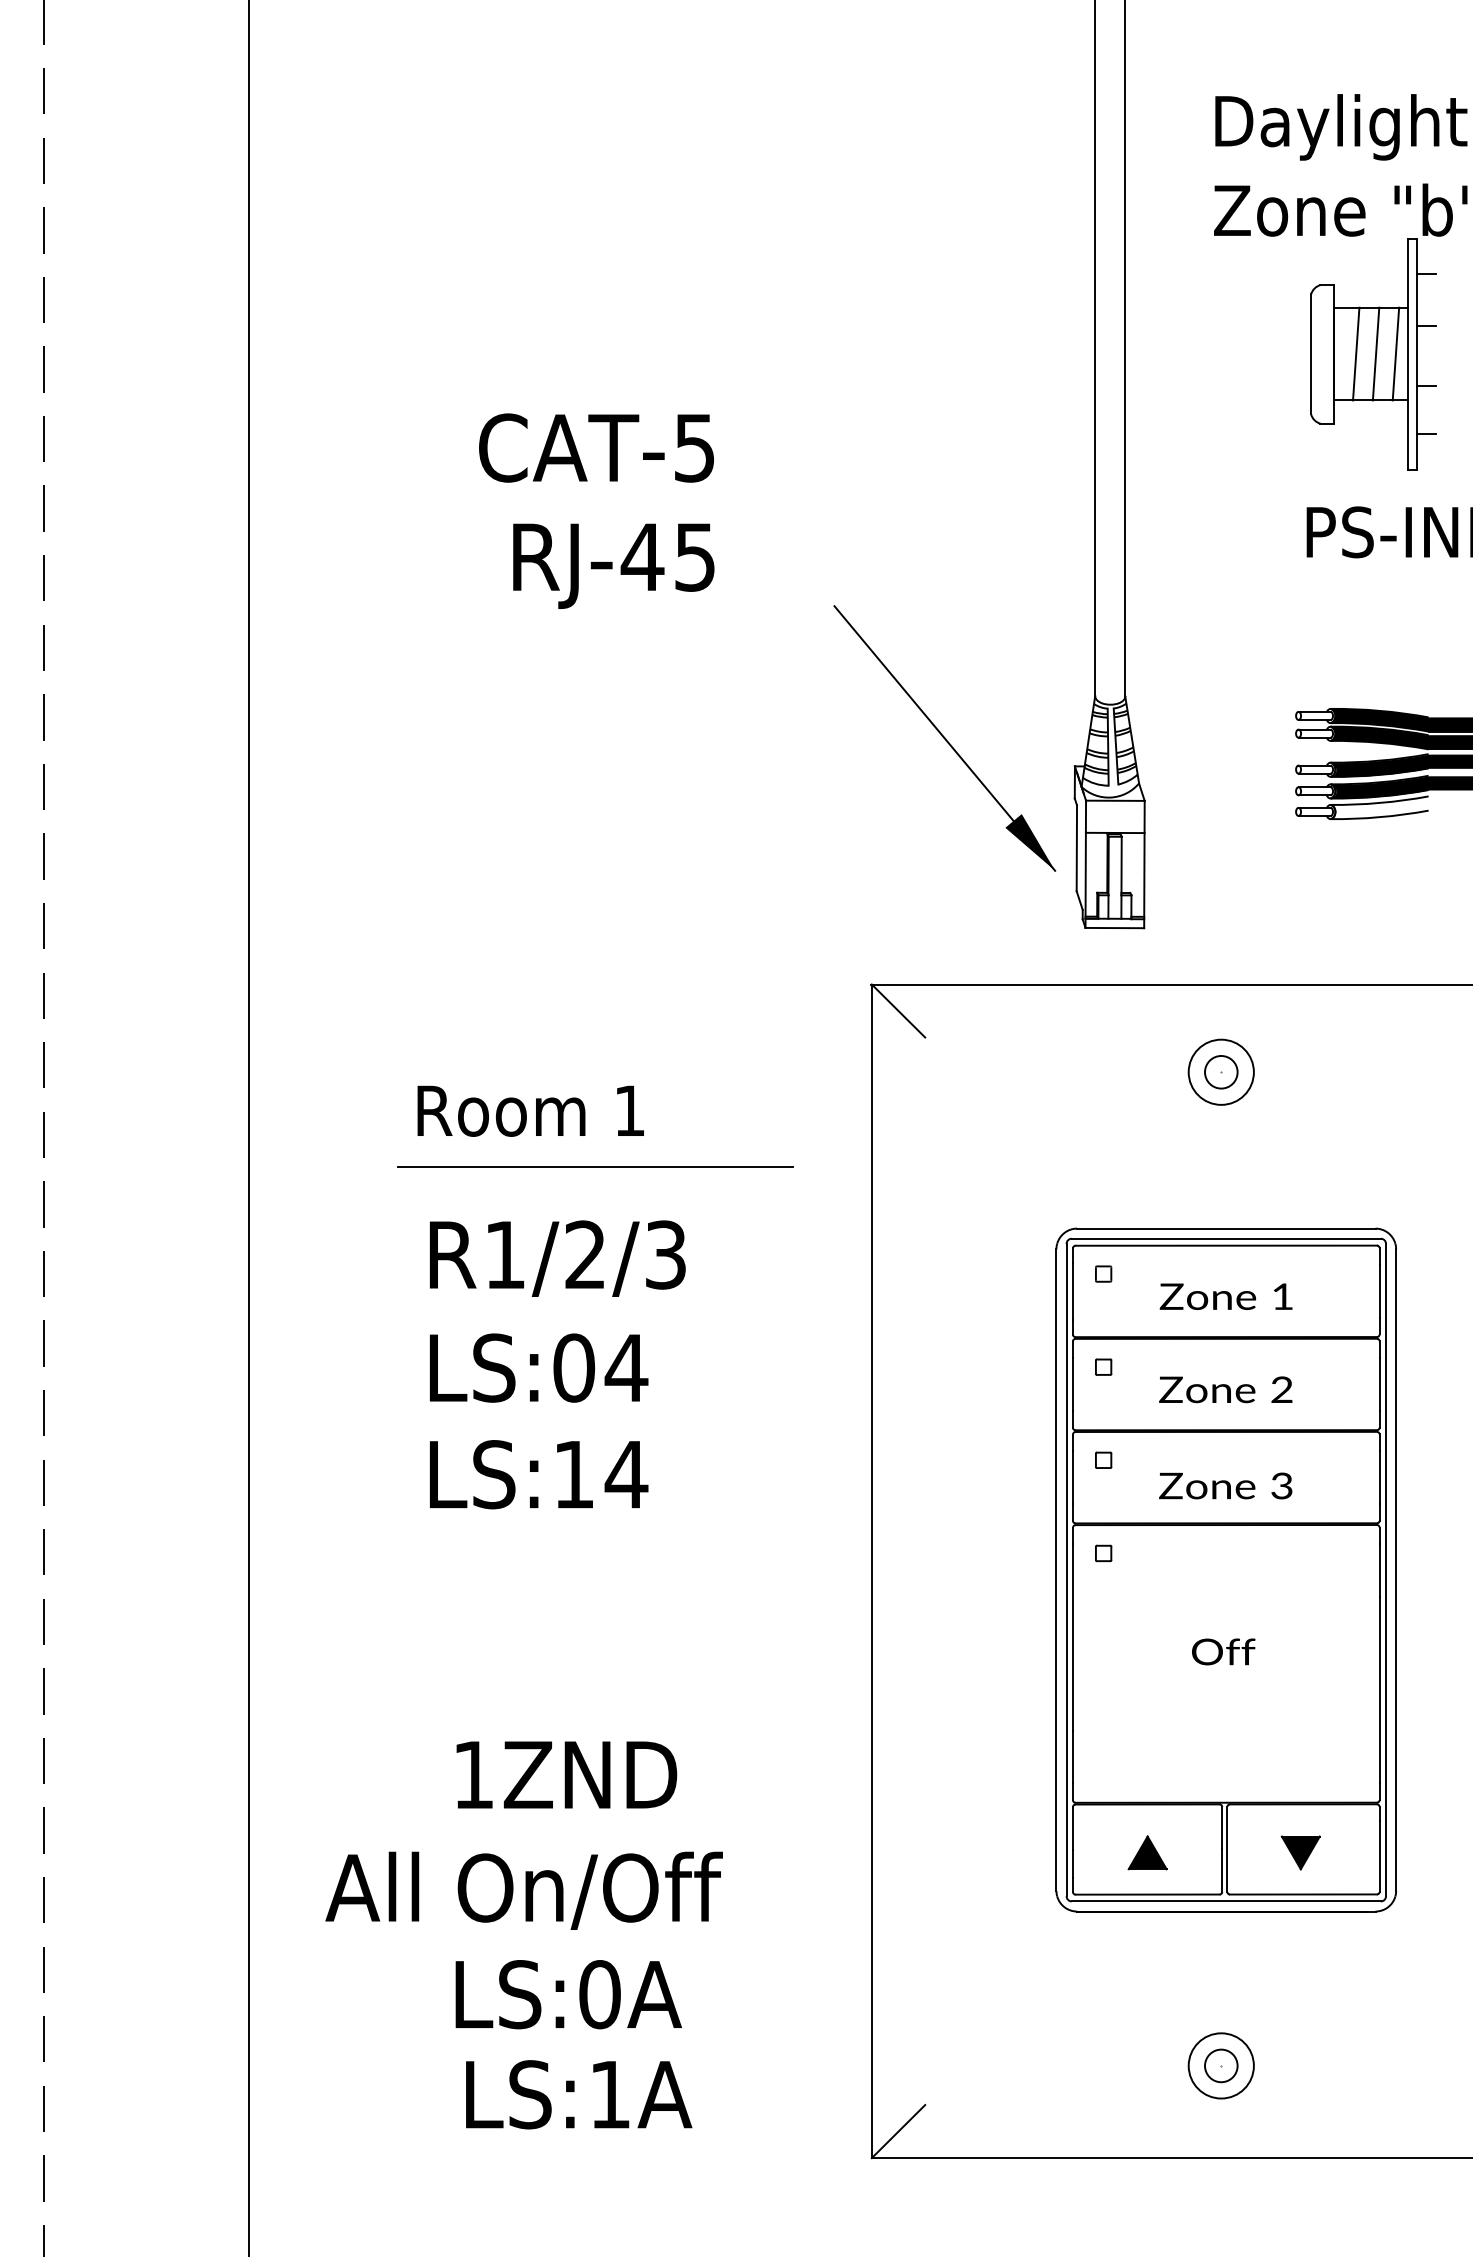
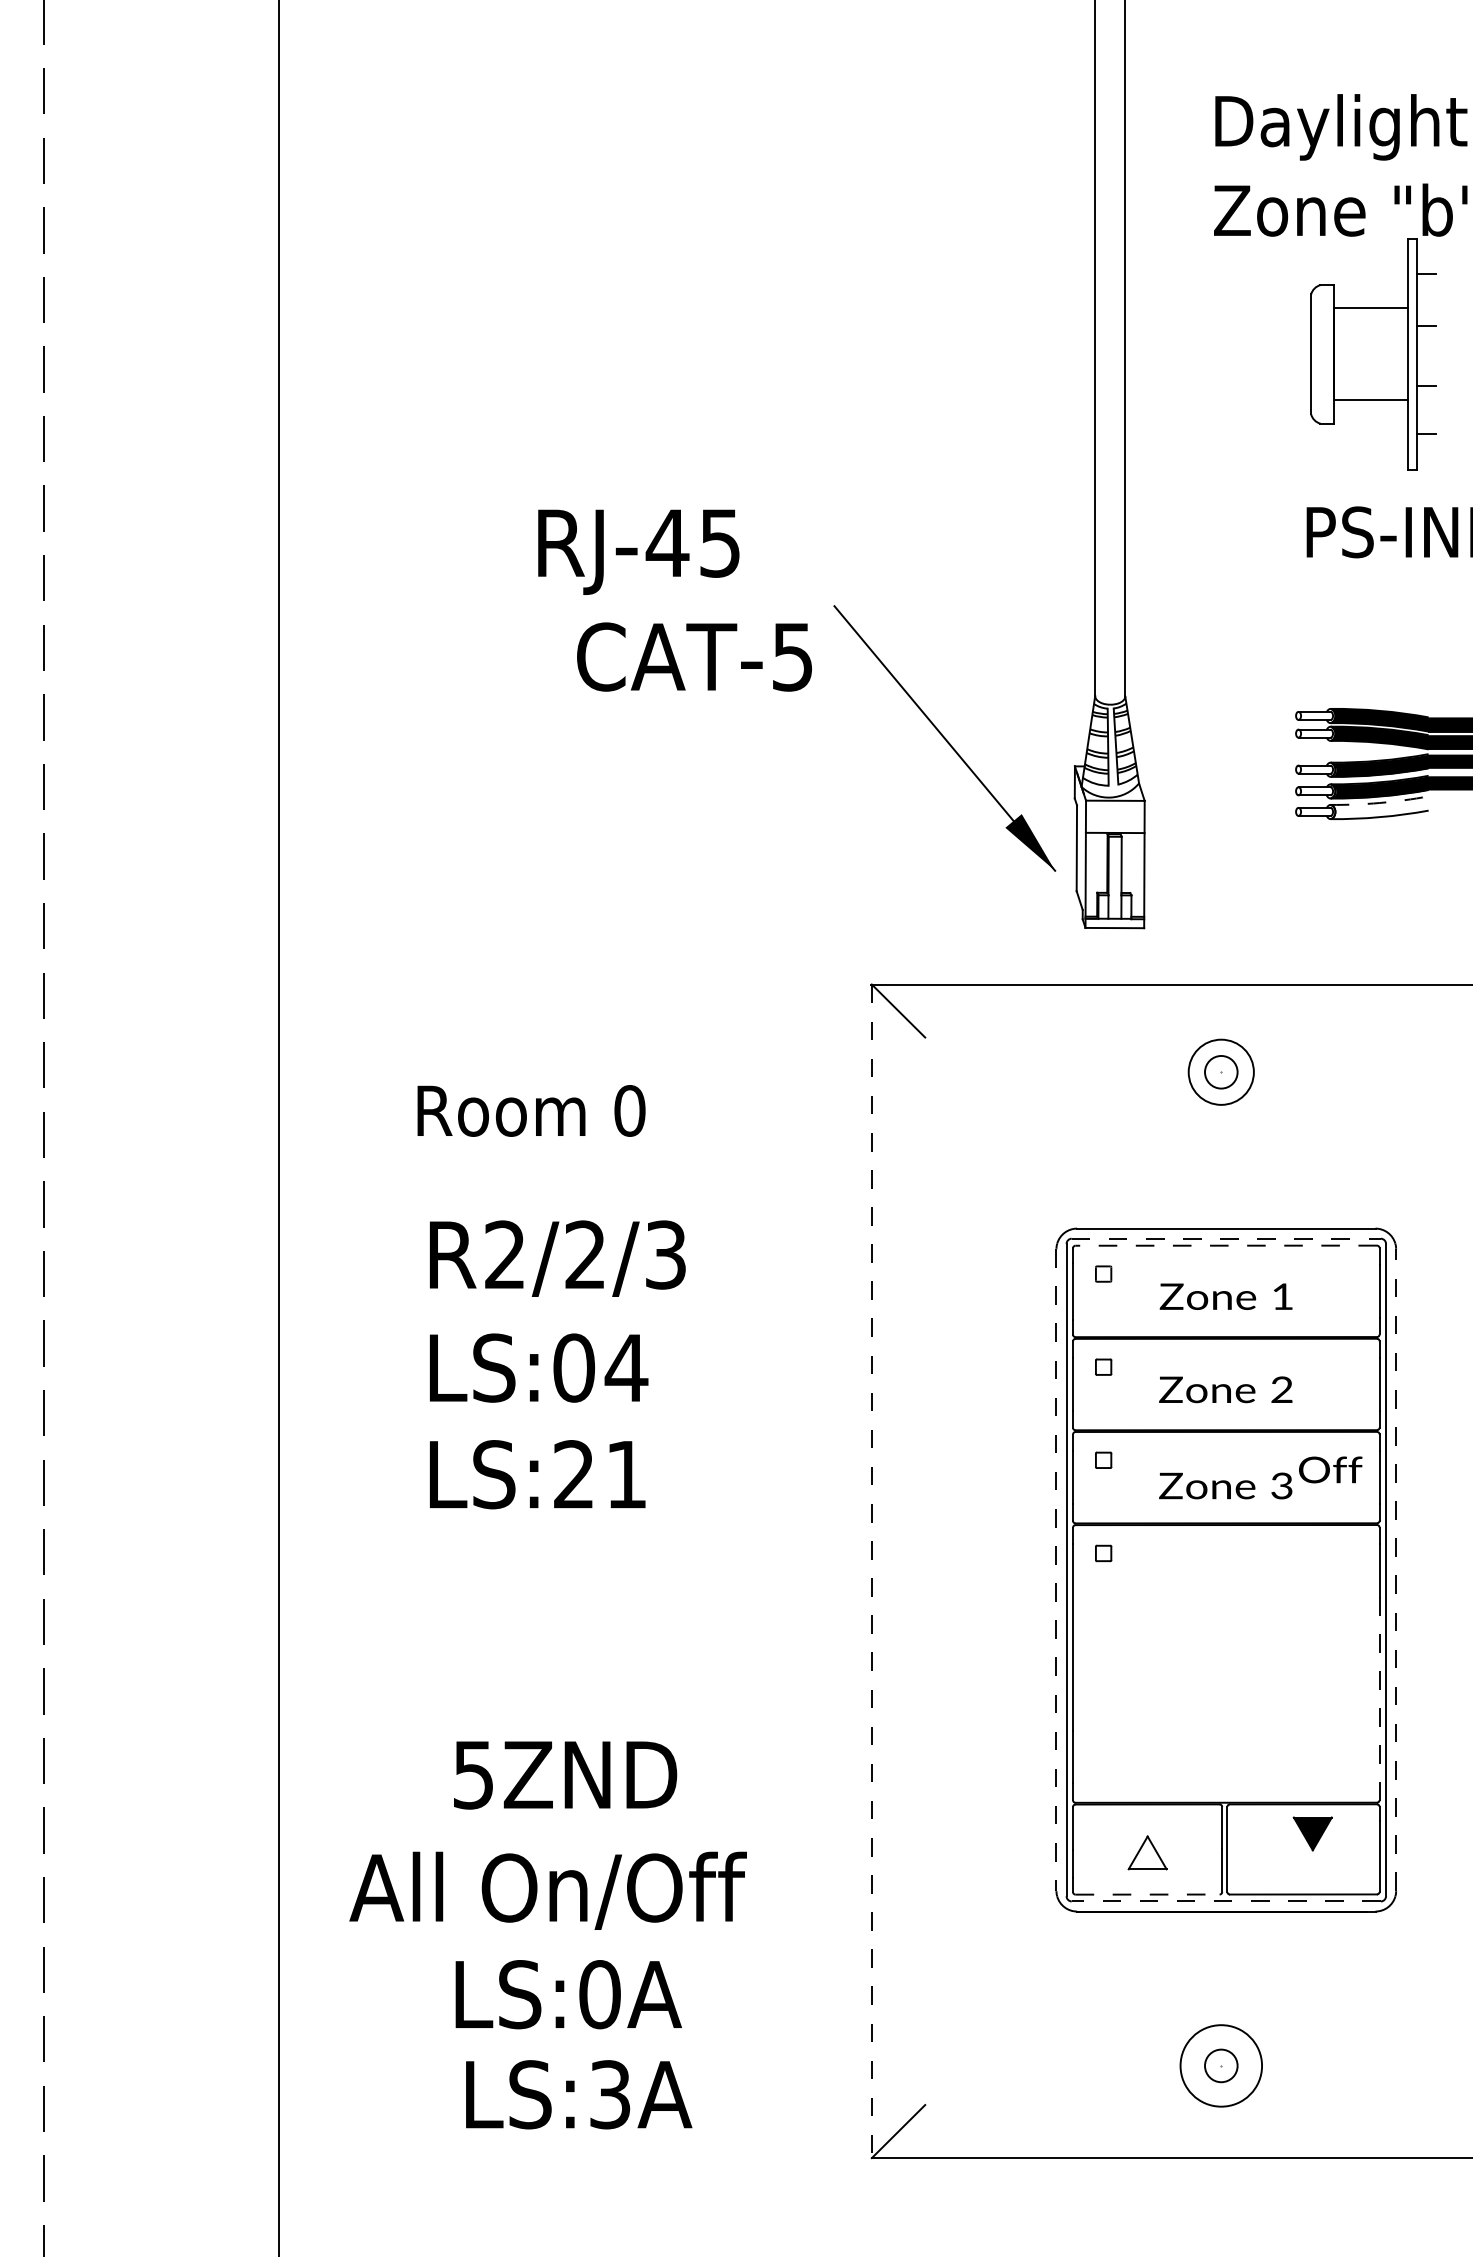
line: present -> none (1356, 353)
line: present -> none (1375, 353)
line: present -> none (1395, 353)
text position: (596, 447) -> (694, 656) (694, 656)
text position: (613, 565) -> (638, 551) (638, 551)
arc: solid -> dashed (1379, 802)
text: 1 -> 0 (629, 1110)
line position: (248, 1127) -> (278, 1127) (278, 1127)
line: present -> none (594, 1166)
line: solid -> dashed (1226, 1238)
line: solid -> dashed (1226, 1245)
text: R1/2/3 -> R2/2/3 (504, 1254)
text: LS:14 -> LS:21 (601, 1474)
line: solid -> dashed (1056, 1570)
line: solid -> dashed (1396, 1570)
line: solid -> dashed (871, 1571)
text position: (1223, 1651) -> (1330, 1469) (1330, 1469)
line: solid -> dashed (1379, 1690)
text: 1ZND -> 5ZND (473, 1775)
fill: present -> none (1147, 1852)
part position: (1300, 1852) -> (1312, 1833) (1312, 1833)
text position: (523, 1890) -> (547, 1890) (547, 1890)
line: solid -> dashed (1148, 1894)
line: solid -> dashed (1226, 1901)
circle diameter: 65 px -> 81 px (1221, 2065)
text: LS:1A -> LS:3A (610, 2094)
